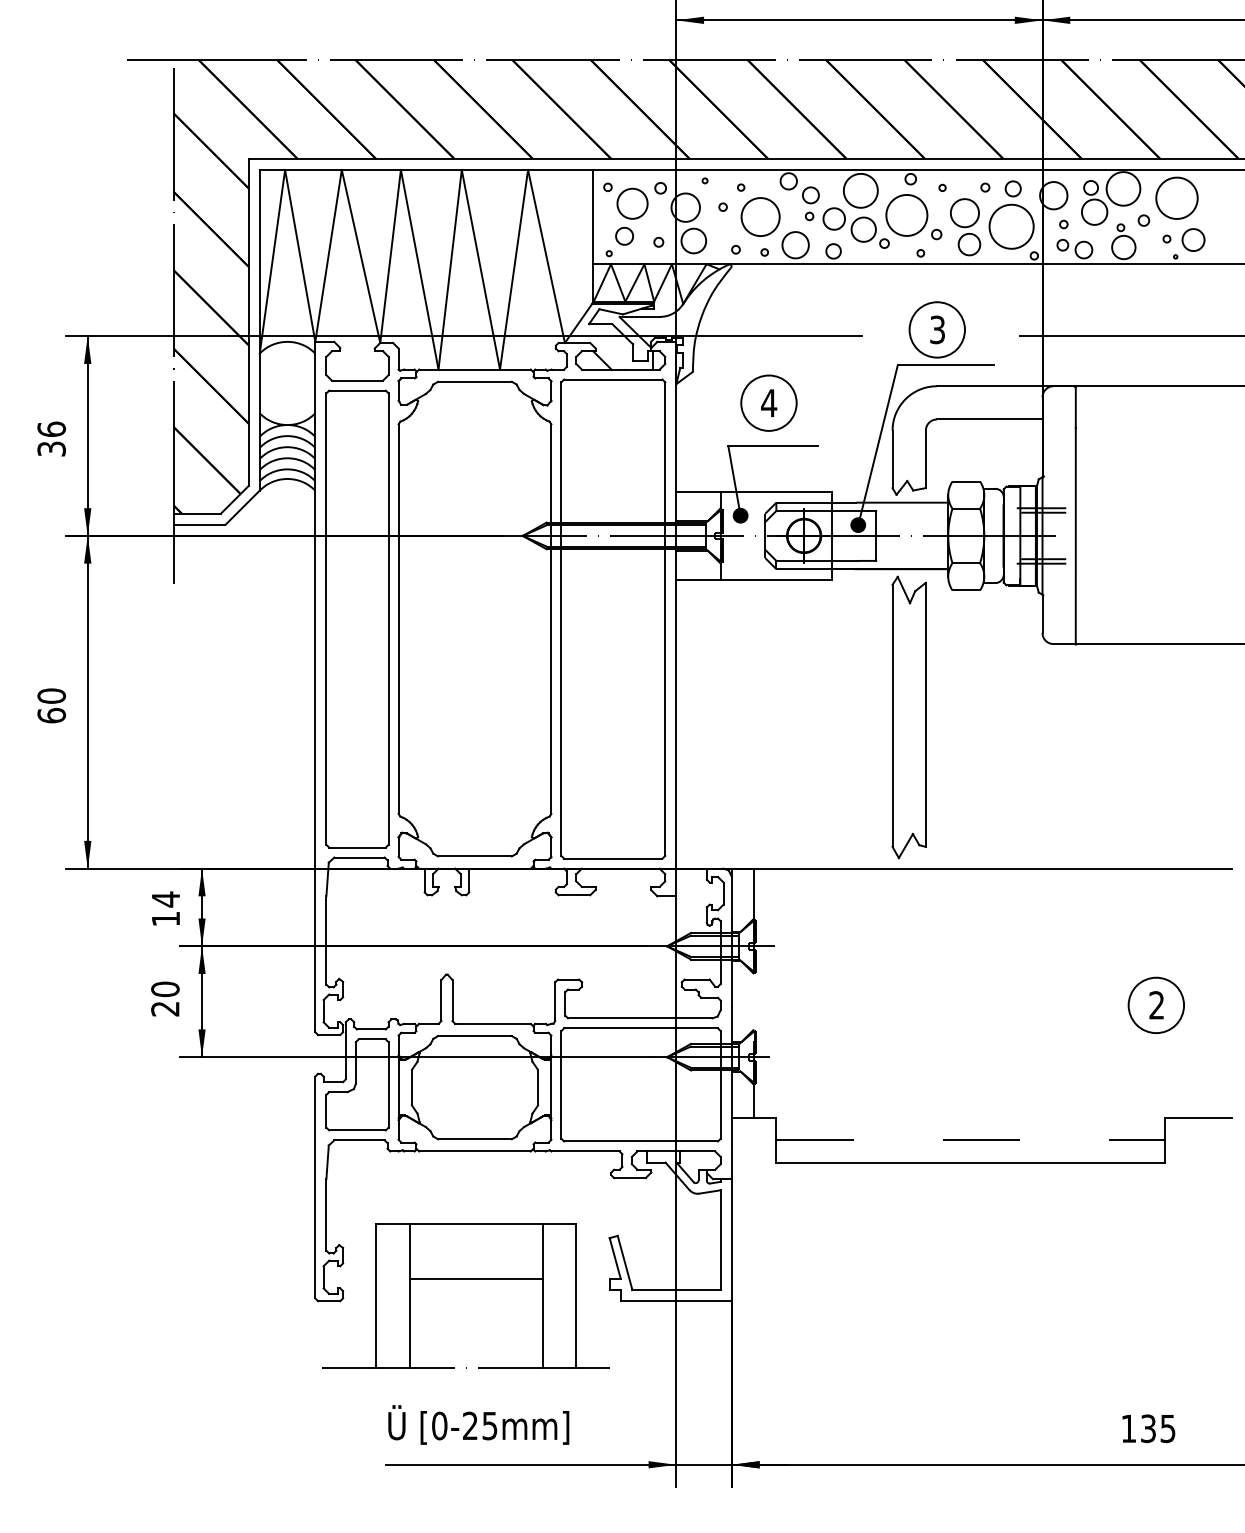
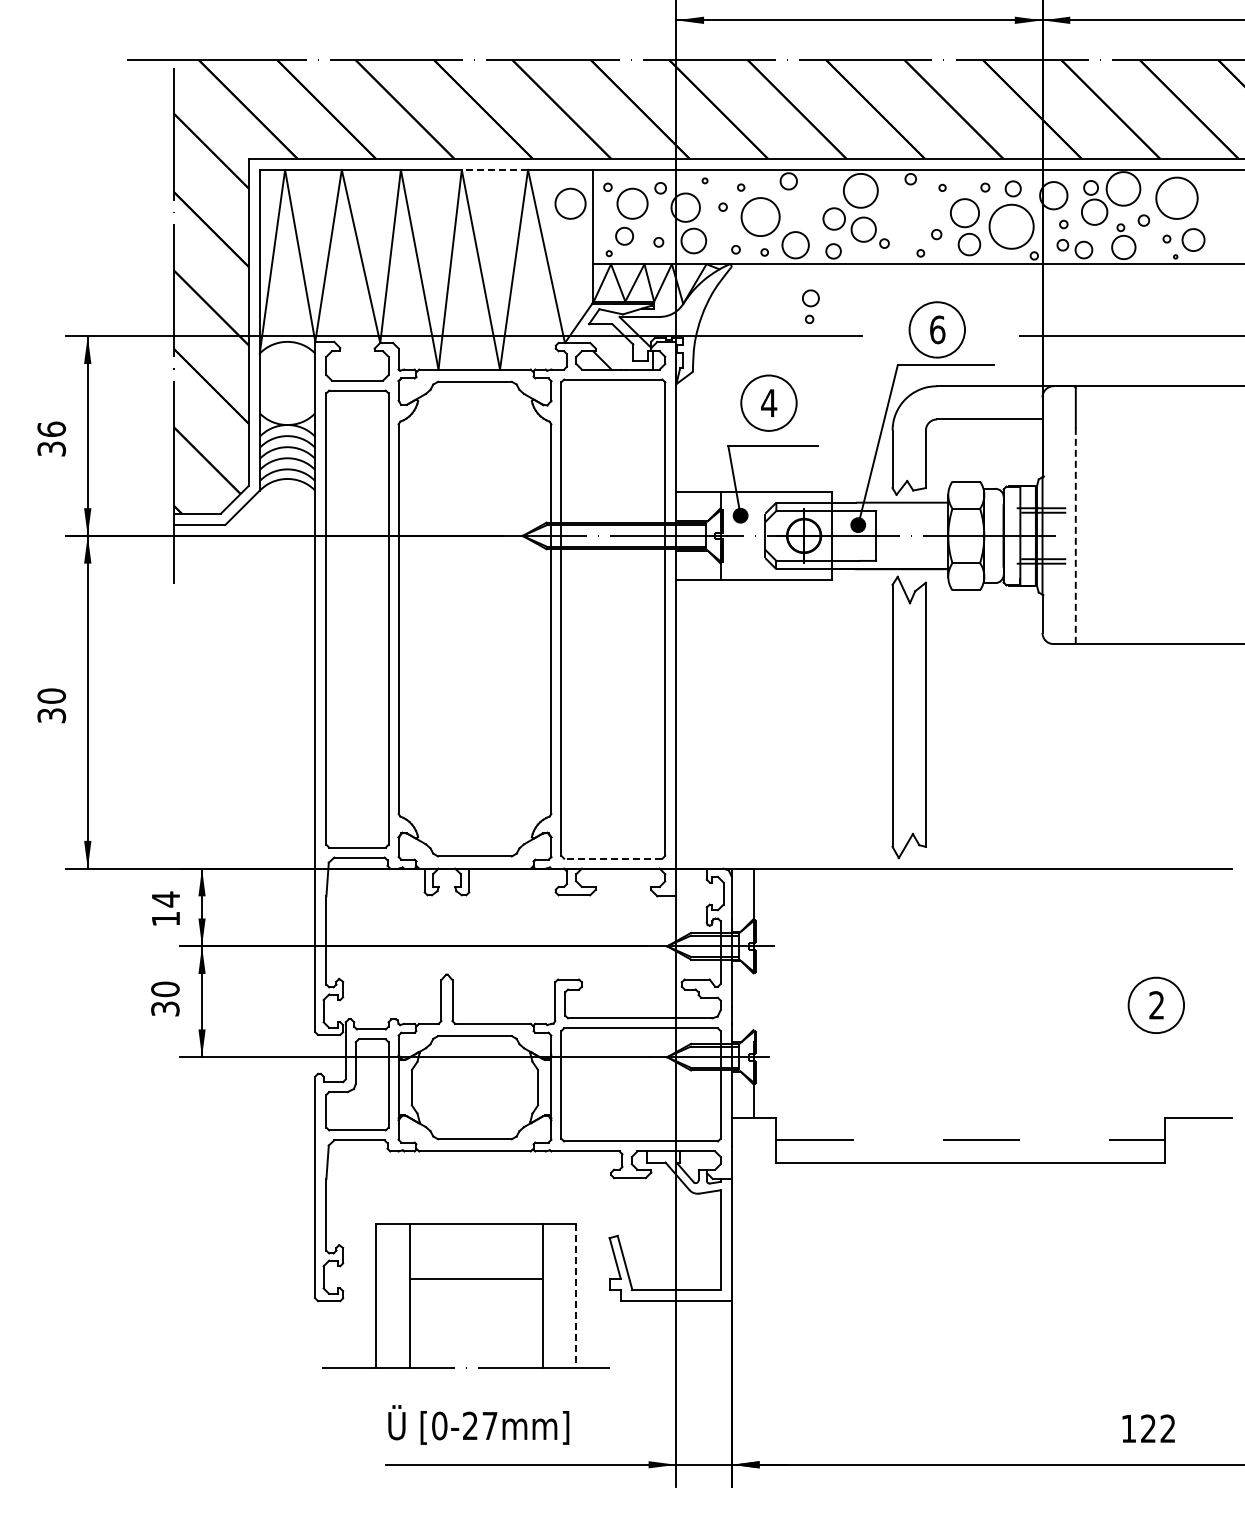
line: solid -> dashed (494, 169)
part: none -> present (570, 203)
part position: (810, 203) -> (810, 306) (810, 306)
part: present -> none (906, 215)
text: 3 -> 6 (937, 329)
line: solid -> dashed (1075, 536)
text: 60 -> 30 (51, 715)
line: solid -> dashed (612, 858)
text: 20 -> 30 (165, 1008)
line: solid -> dashed (576, 1296)
text: [0-25mm] -> [0-27mm] (489, 1426)
text: 135 -> 122 (1158, 1428)
